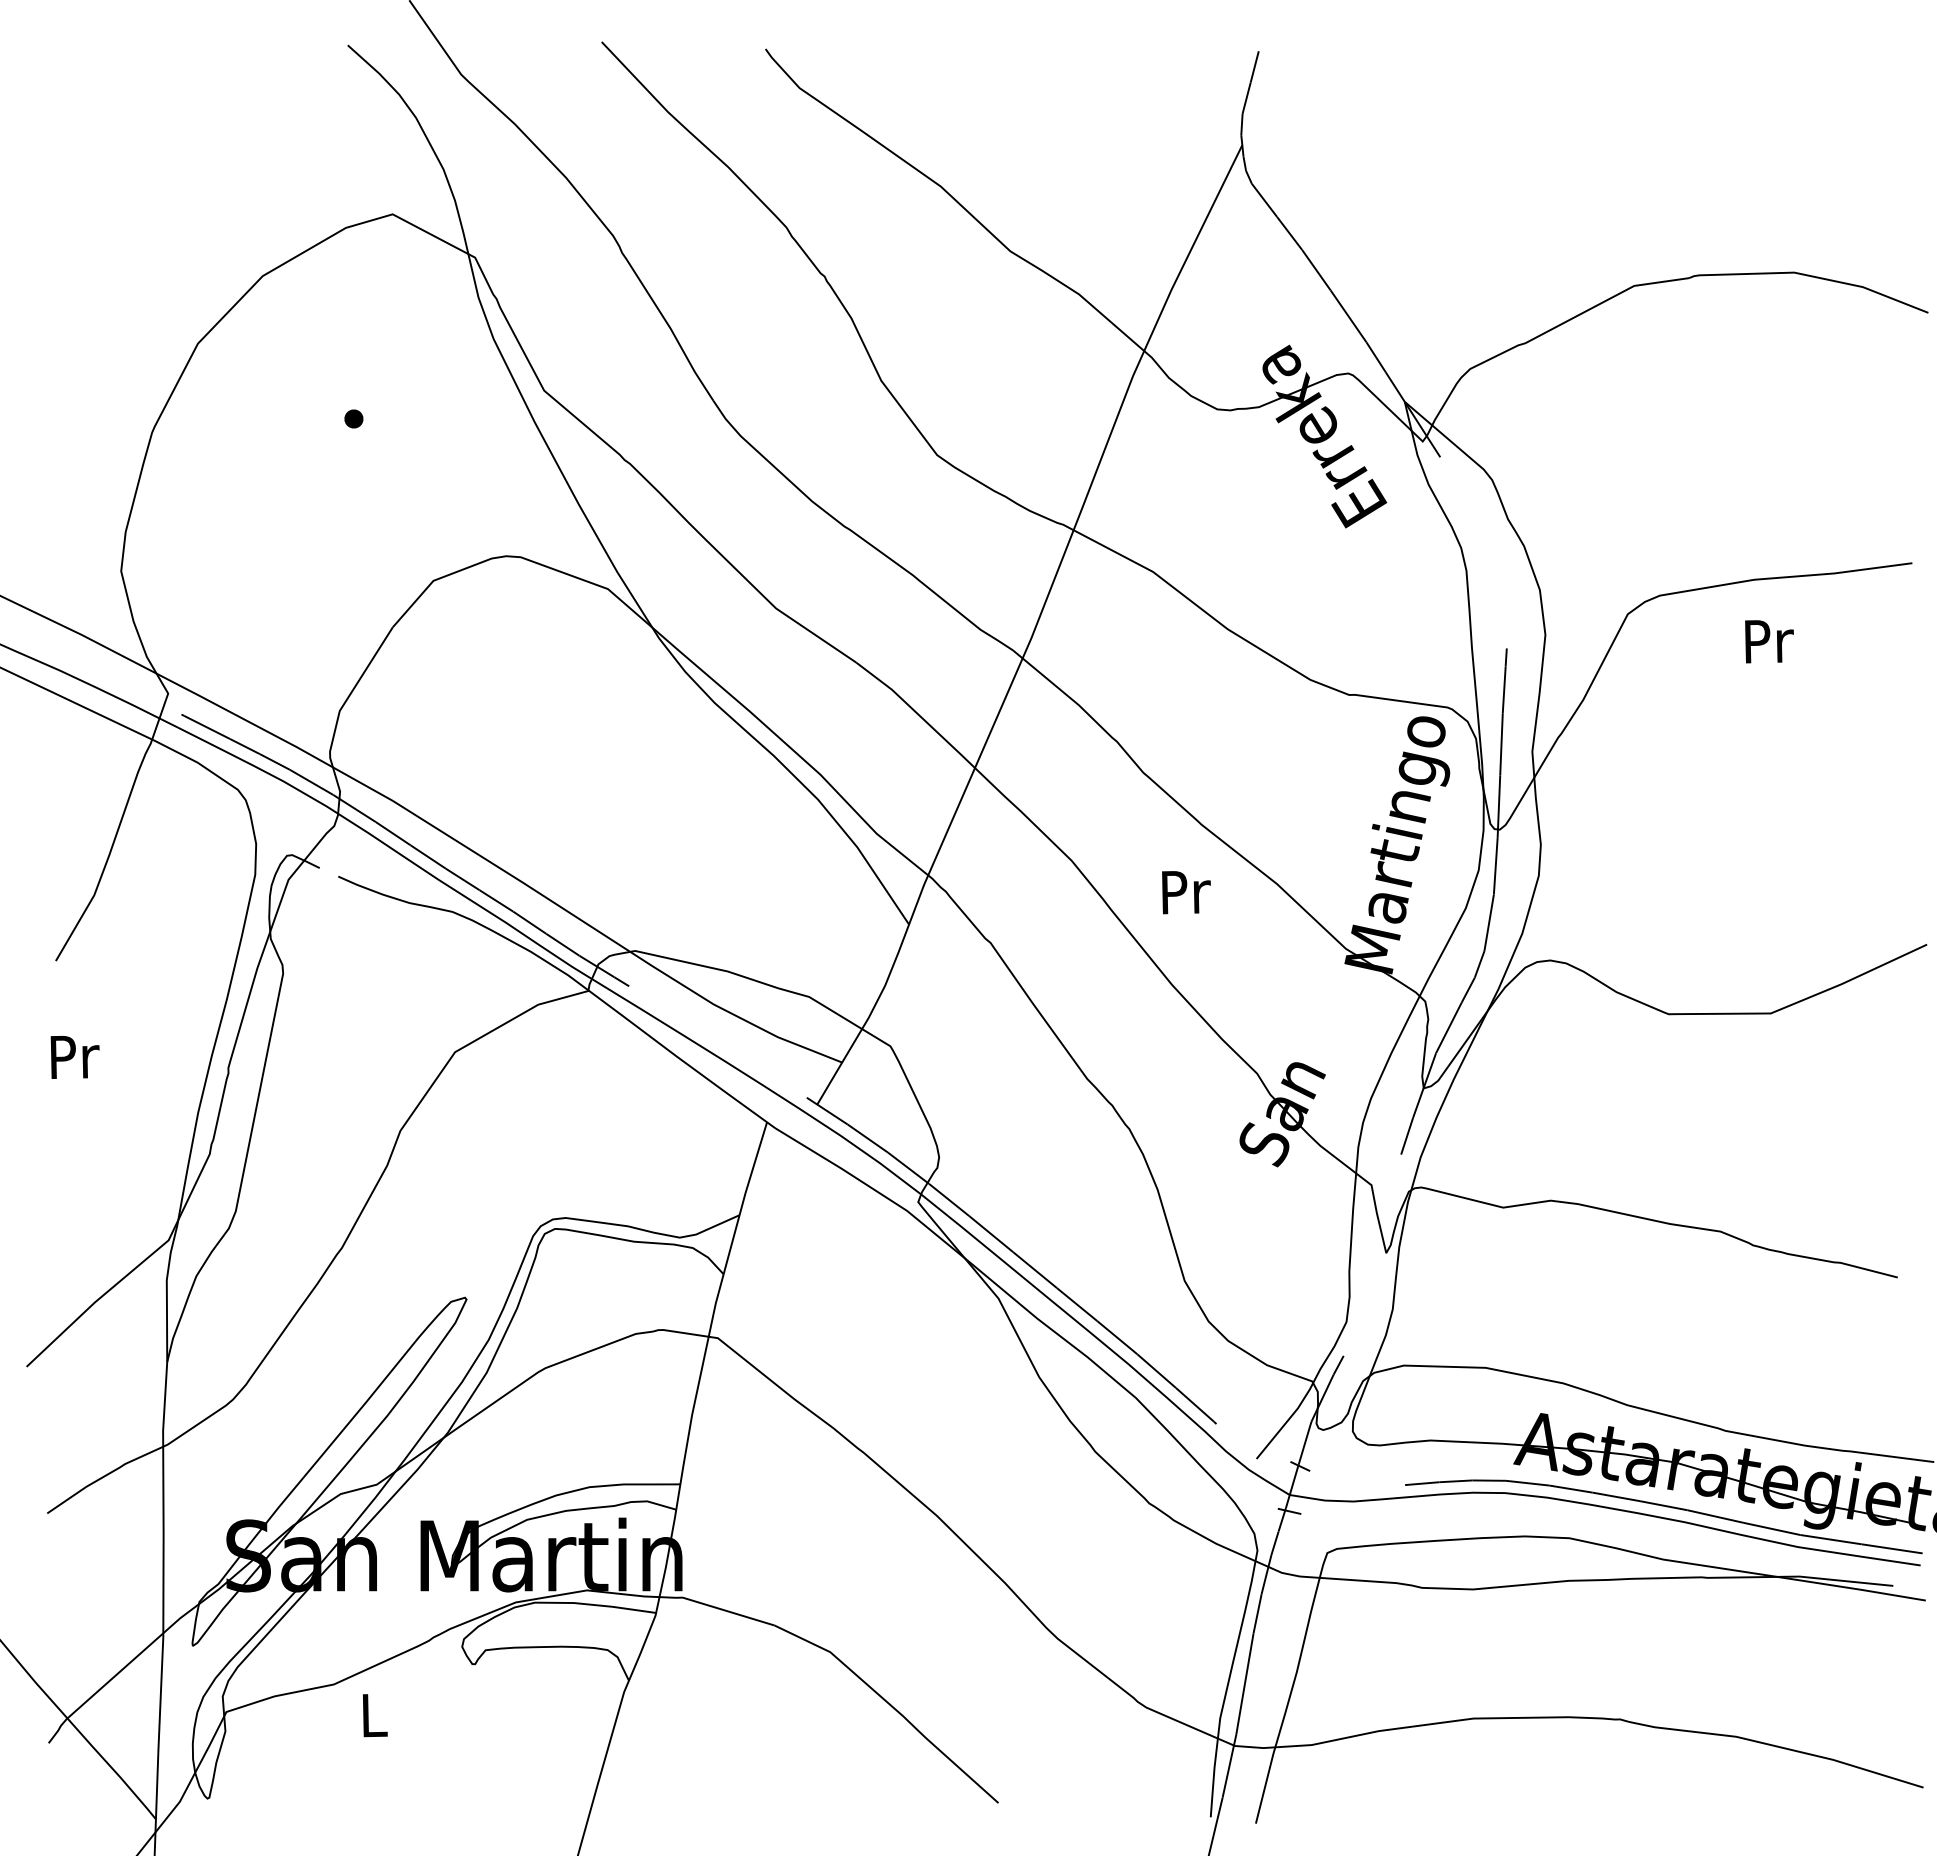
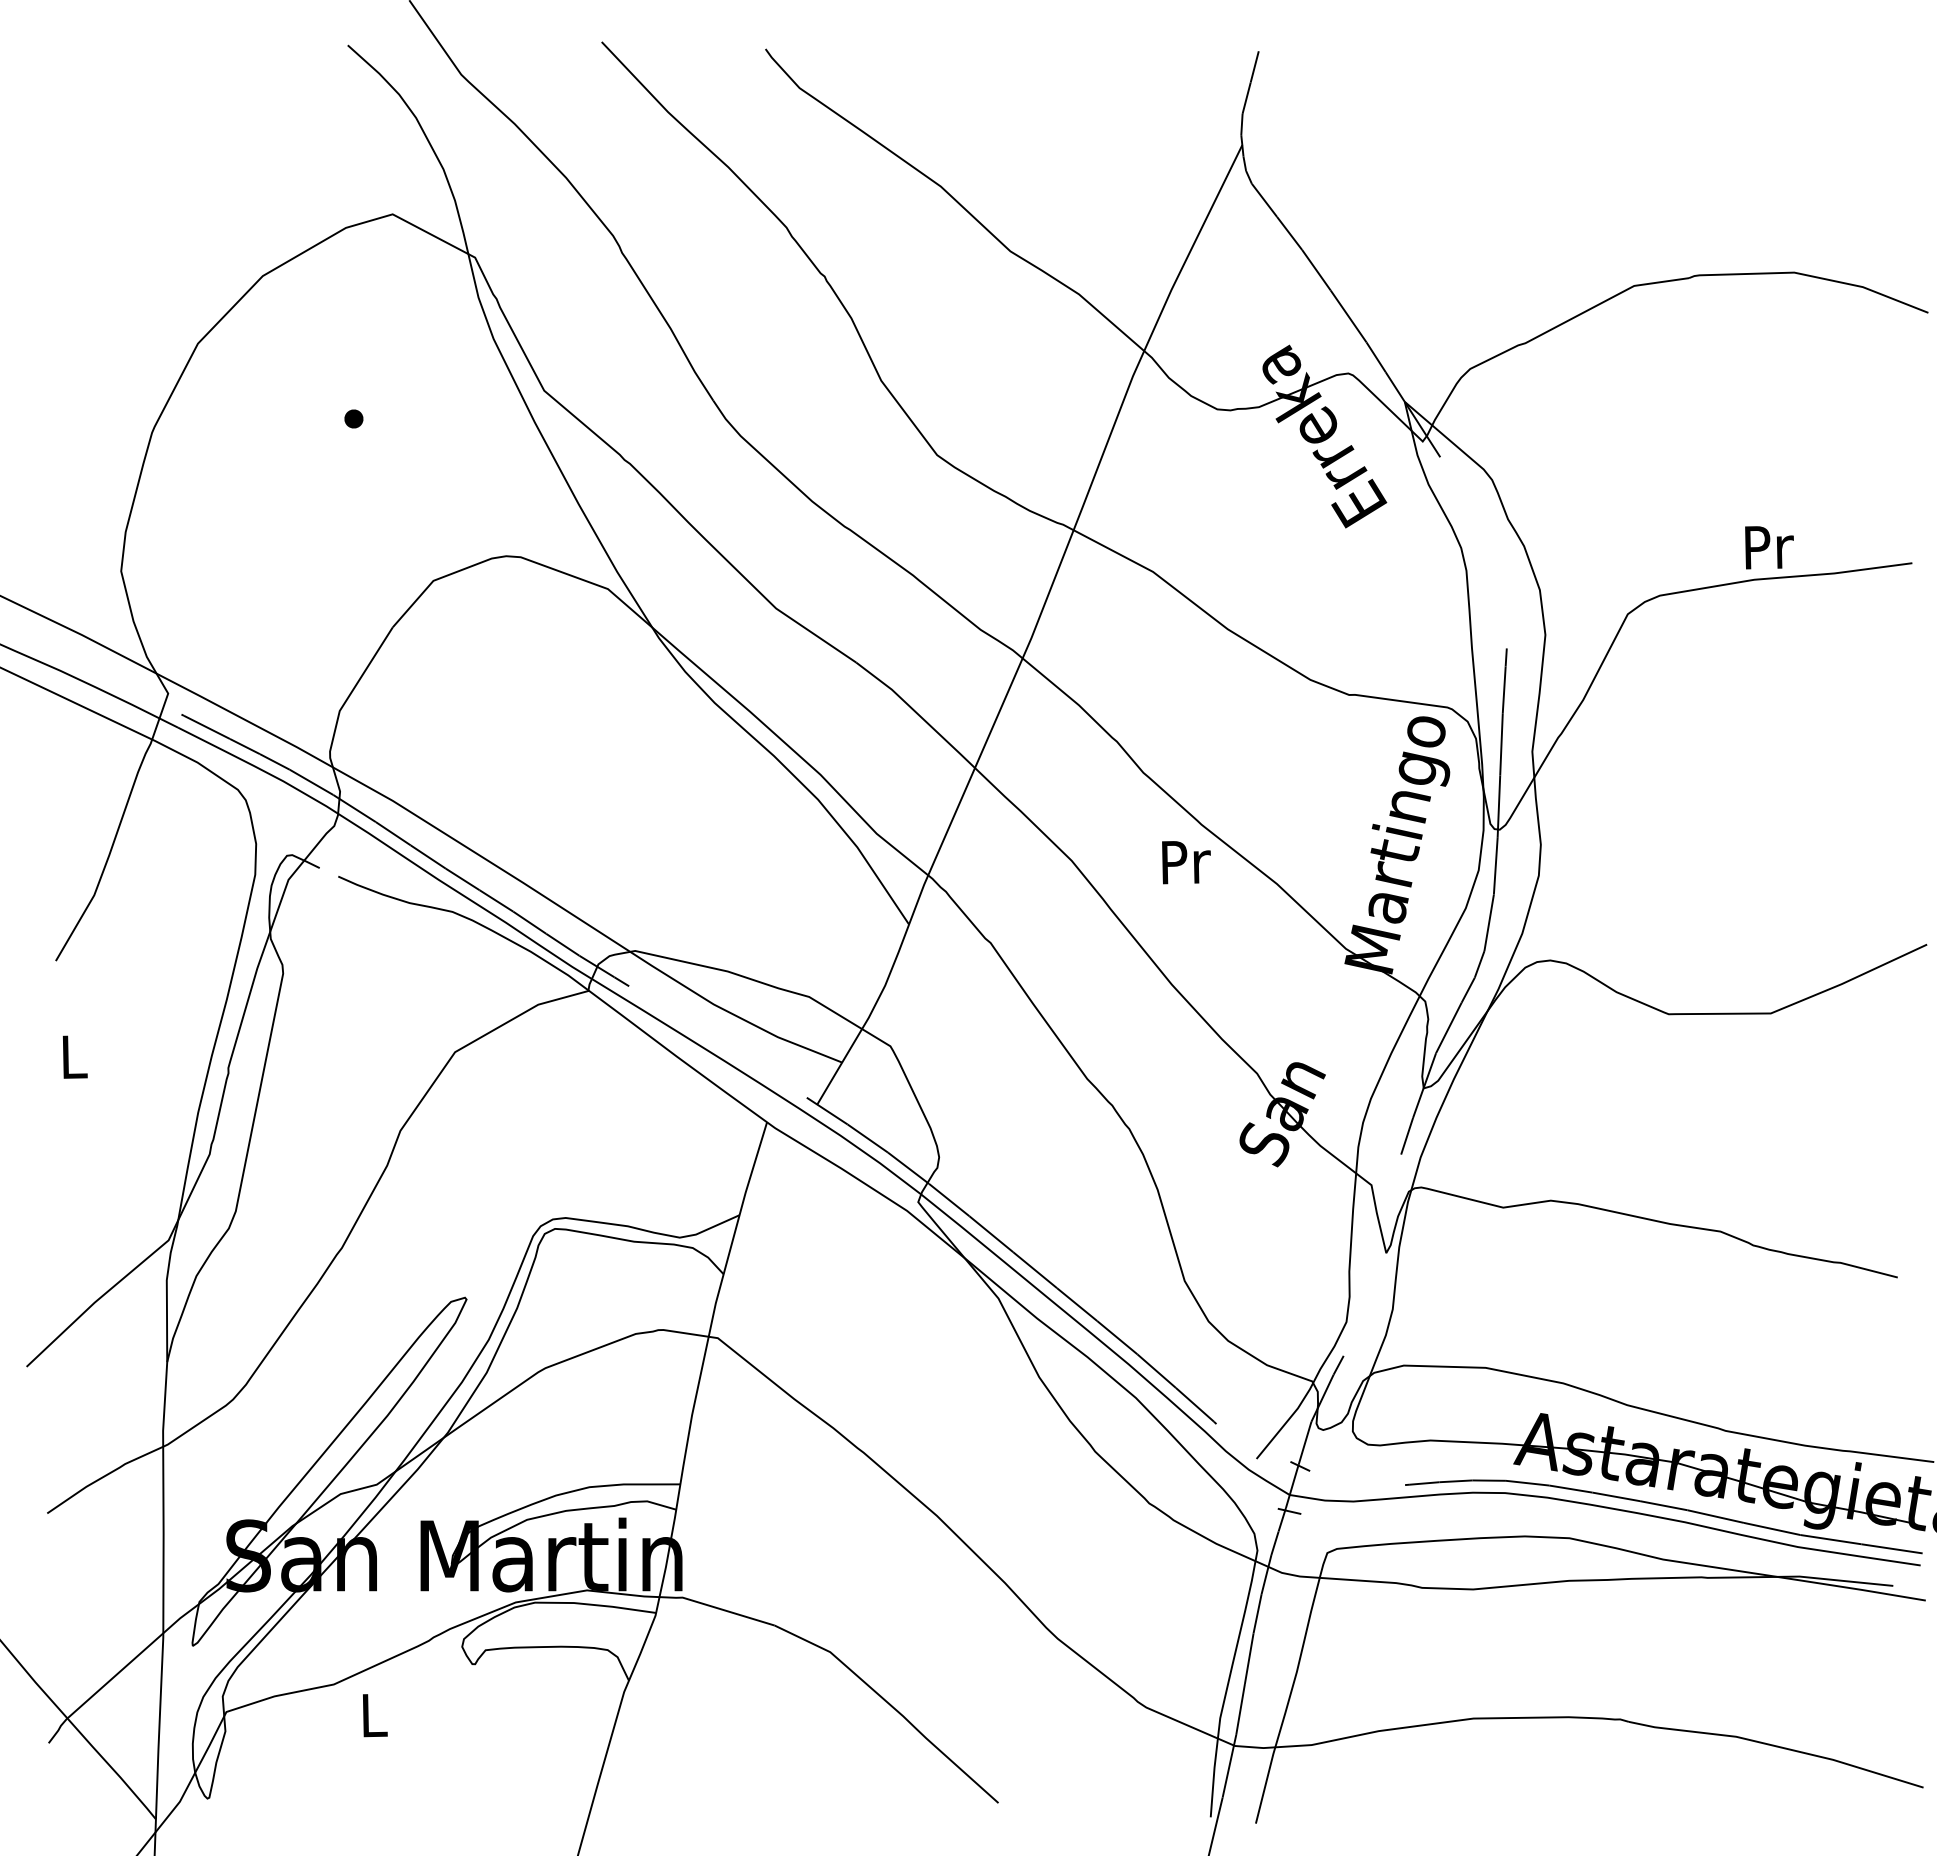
text position: (1769, 641) -> (1769, 547) (1769, 547)
text position: (1186, 892) -> (1186, 862) (1186, 862)
text: Pr -> L (74, 1056)
